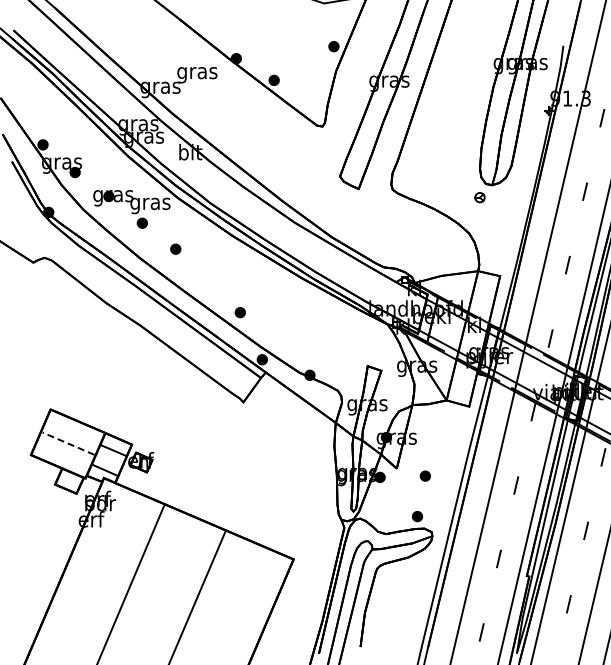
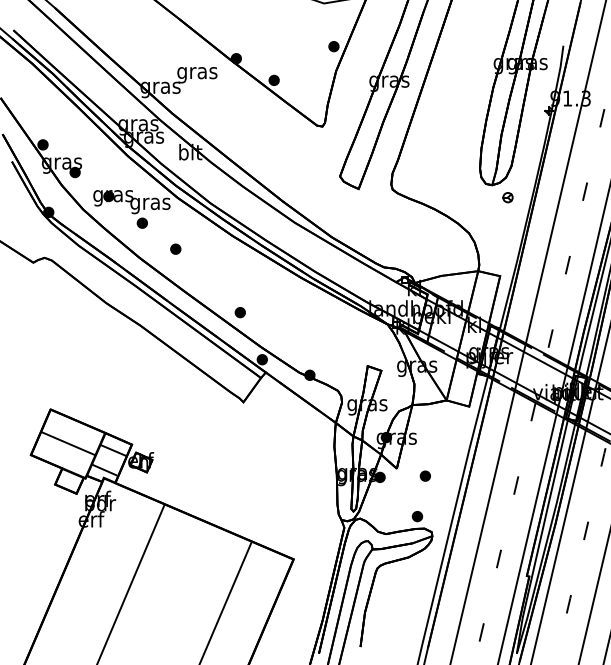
part position: (479, 197) -> (507, 197) (507, 197)
line: dashed -> solid (68, 443)
line position: (197, 596) -> (225, 602) (225, 602)
